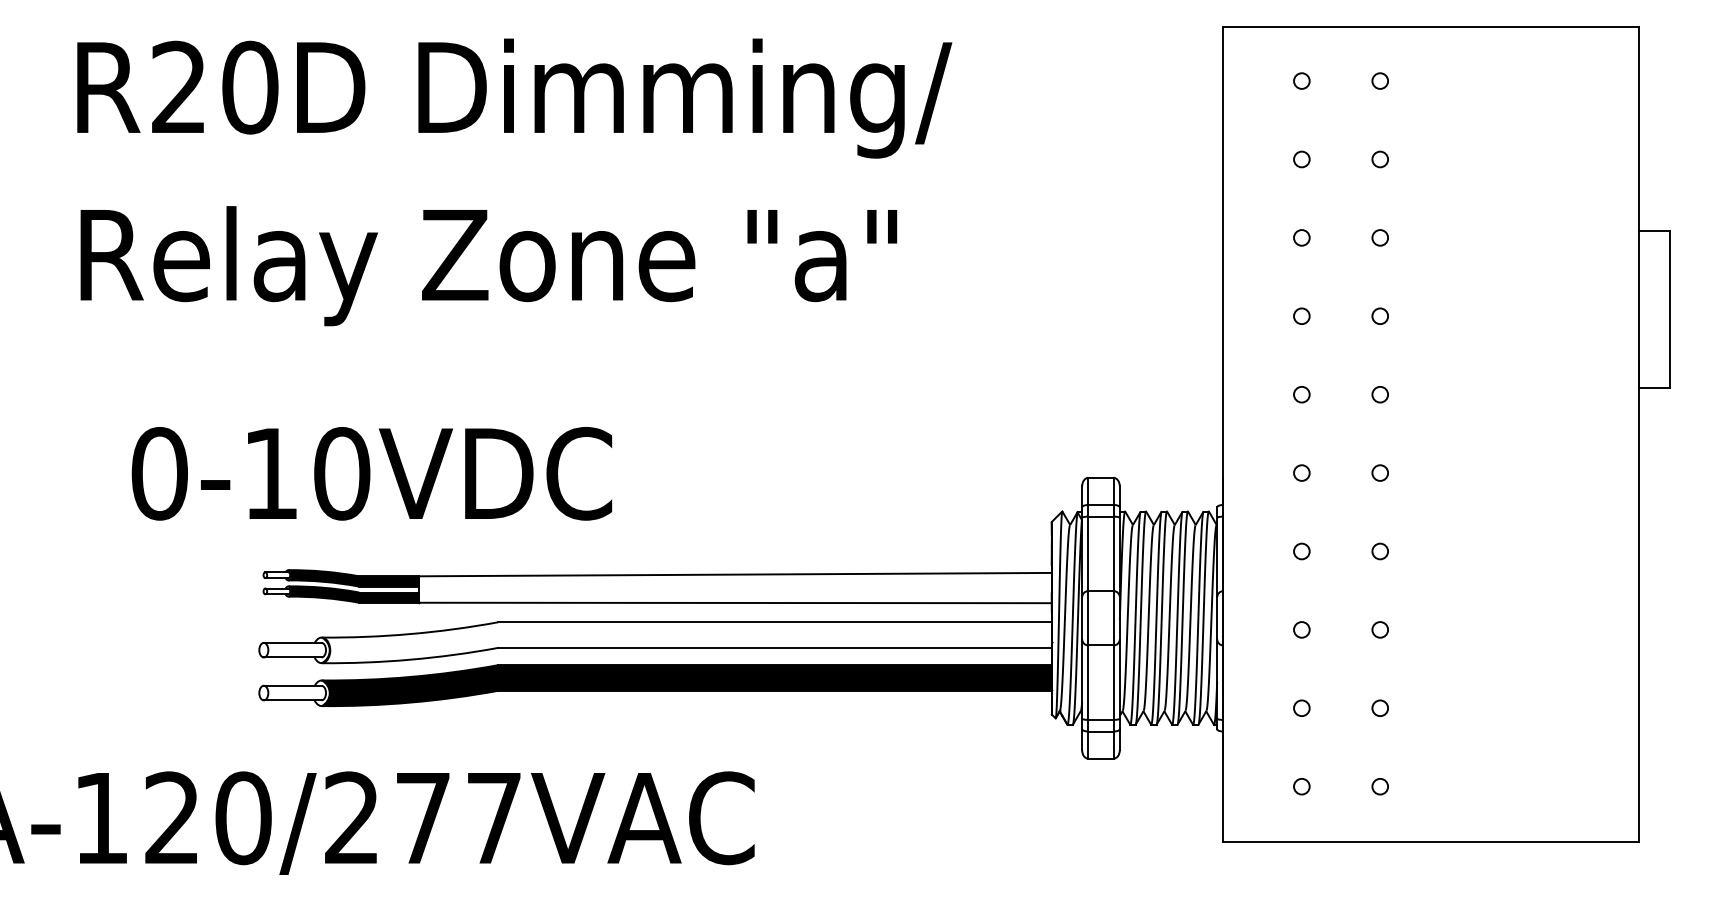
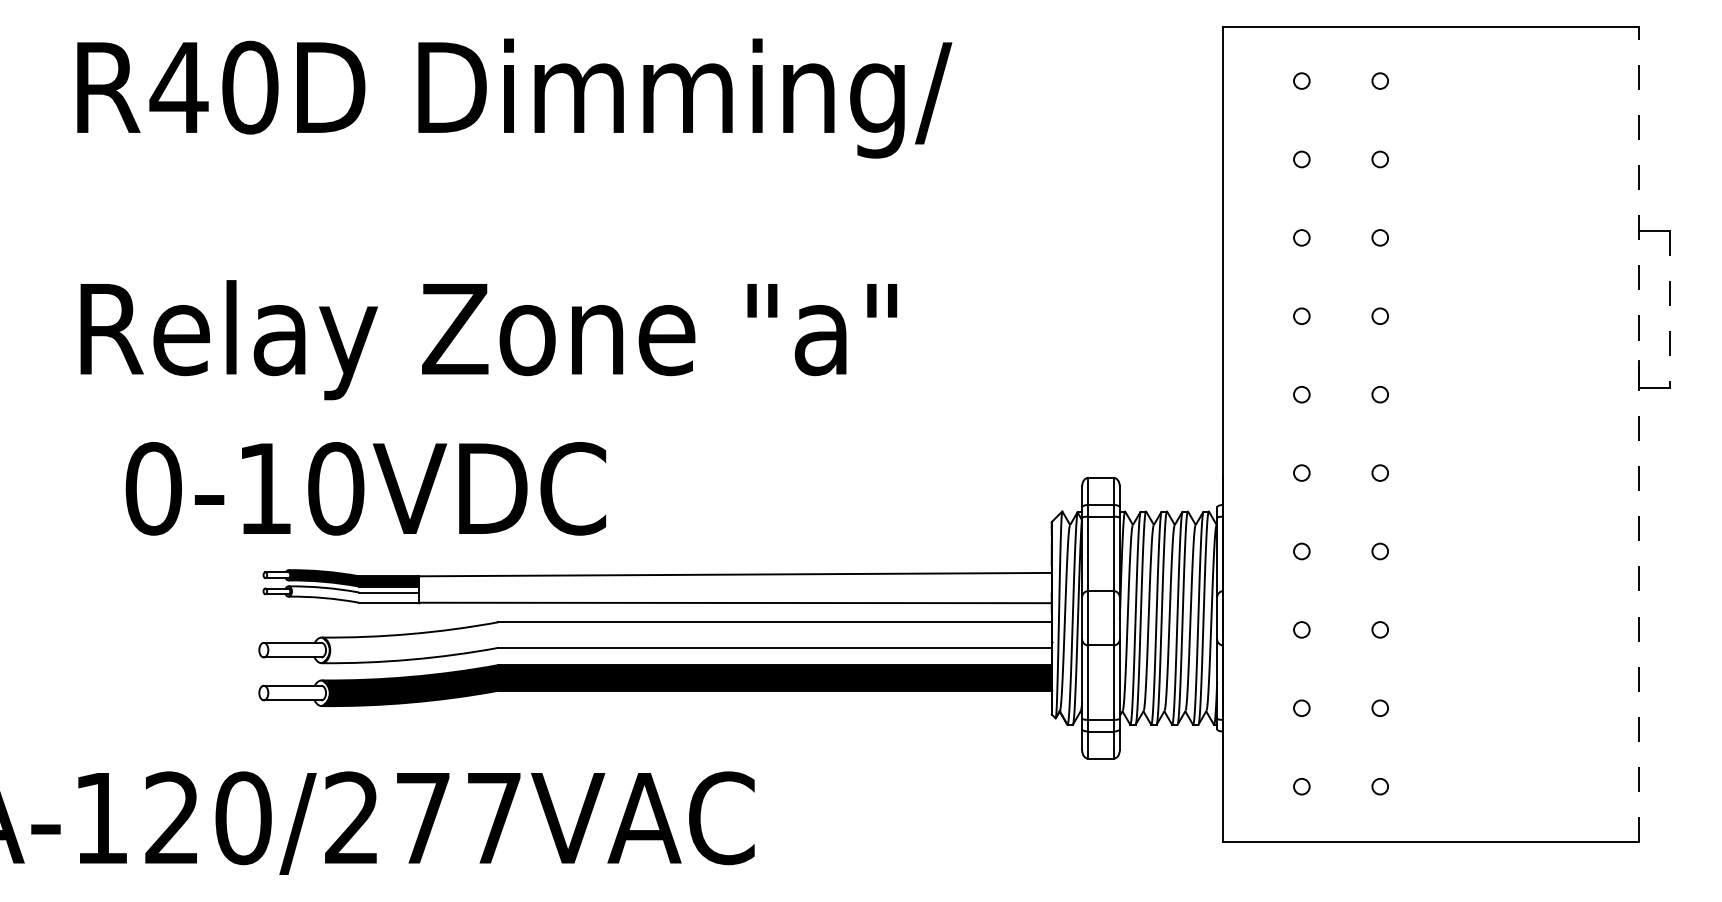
text: R20D -> R40D (178, 86)
text position: (488, 266) -> (488, 340) (488, 340)
line: solid -> dashed (1670, 309)
line: solid -> dashed (1638, 434)
text position: (371, 473) -> (365, 488) (365, 488)
fill: present -> none (353, 594)
